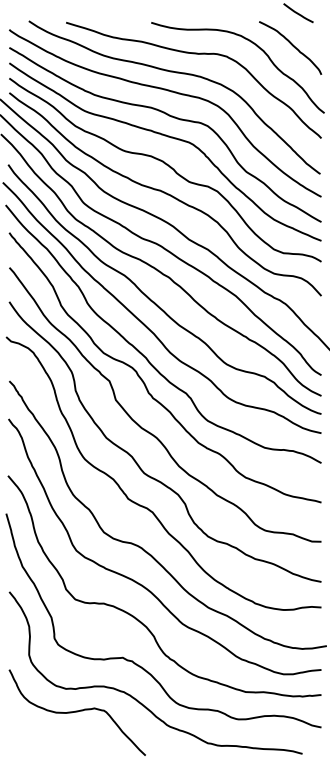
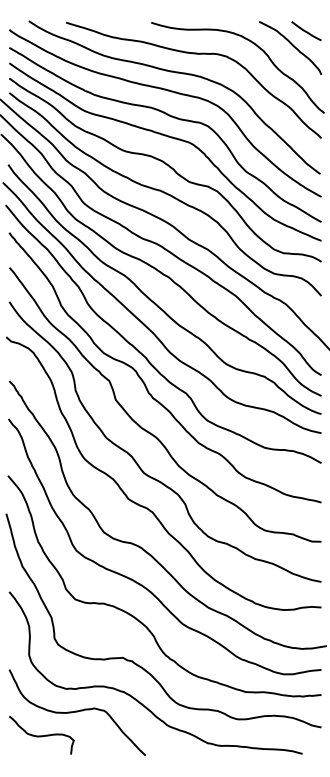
curve position: (298, 13) -> (306, 31) (306, 31)
curve: none -> present (41, 735)
